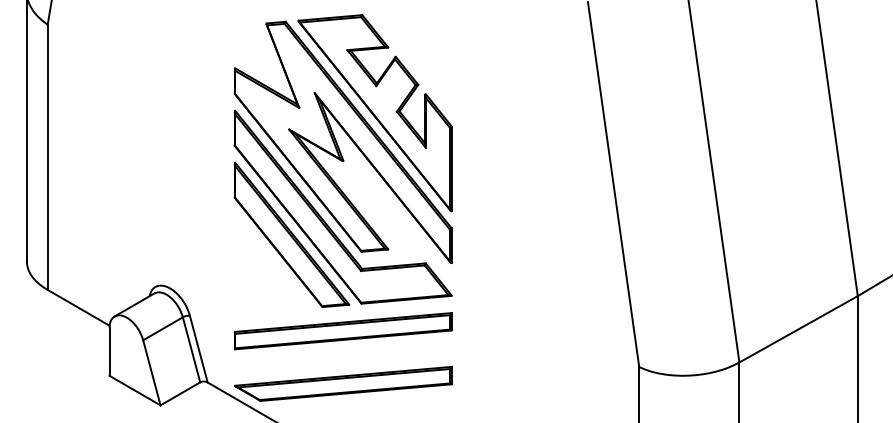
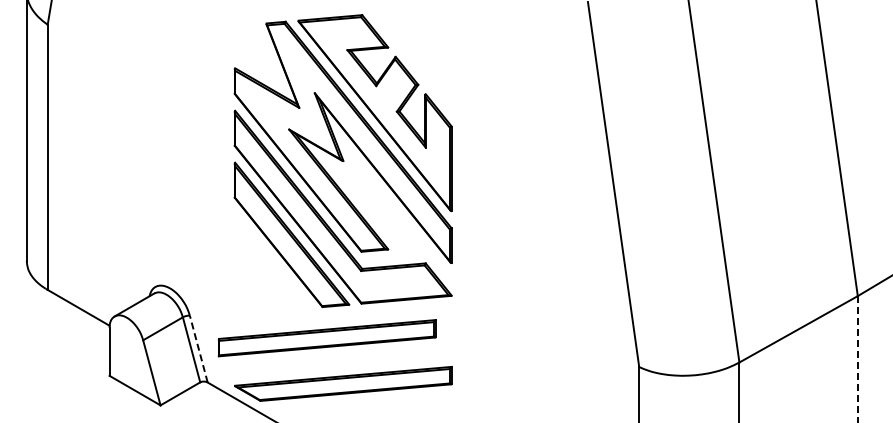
part position: (342, 331) -> (326, 338) (326, 338)
line: solid -> dashed (198, 349)
line: solid -> dashed (857, 359)
